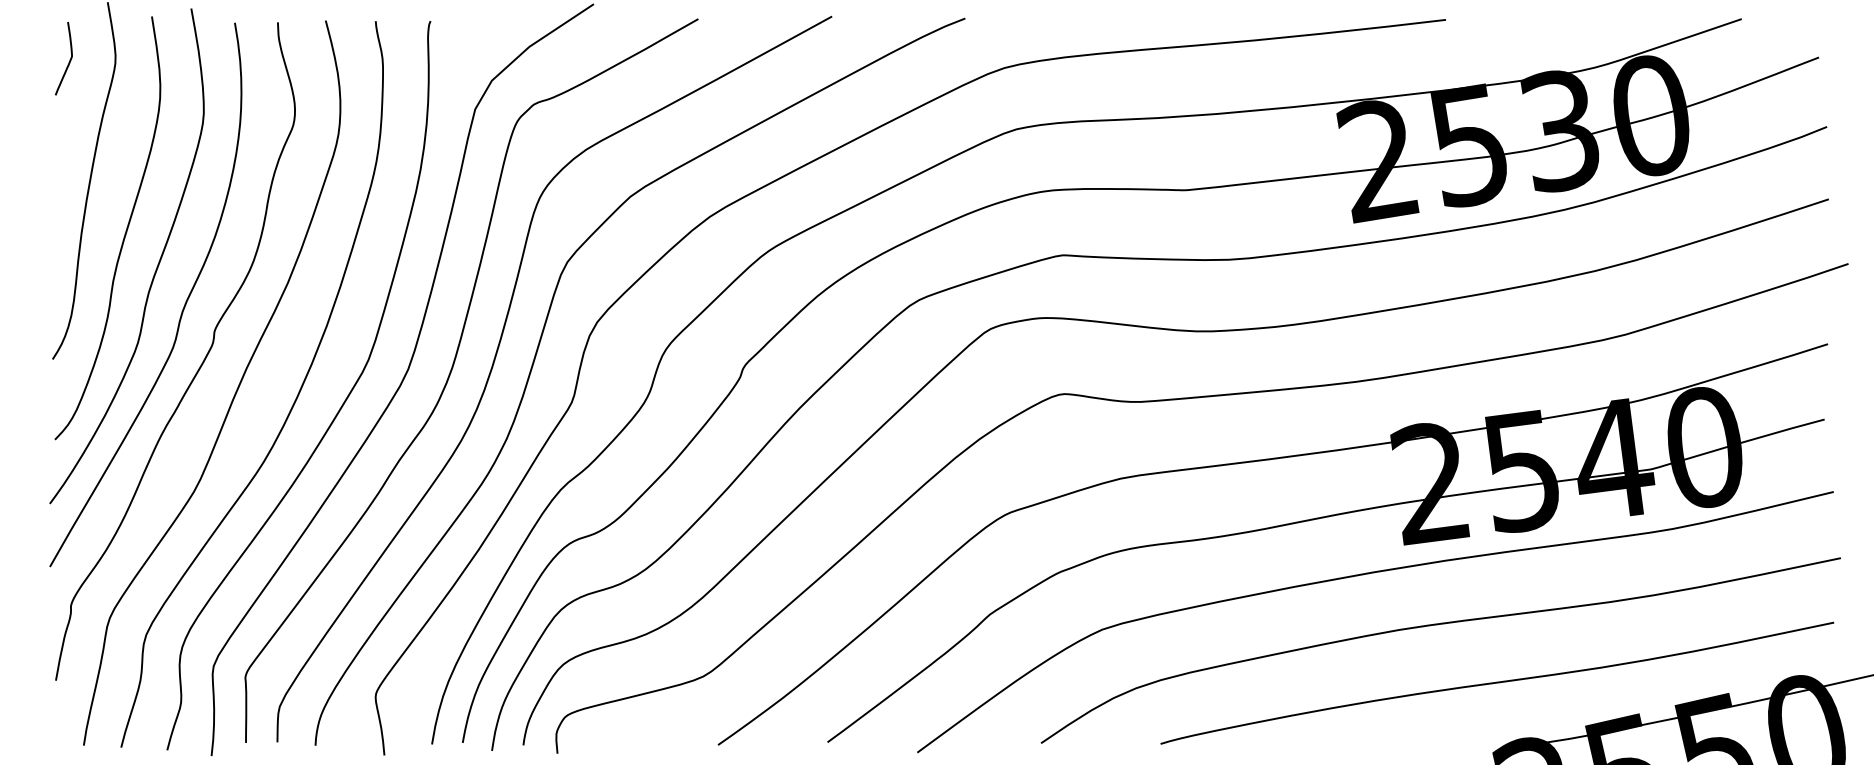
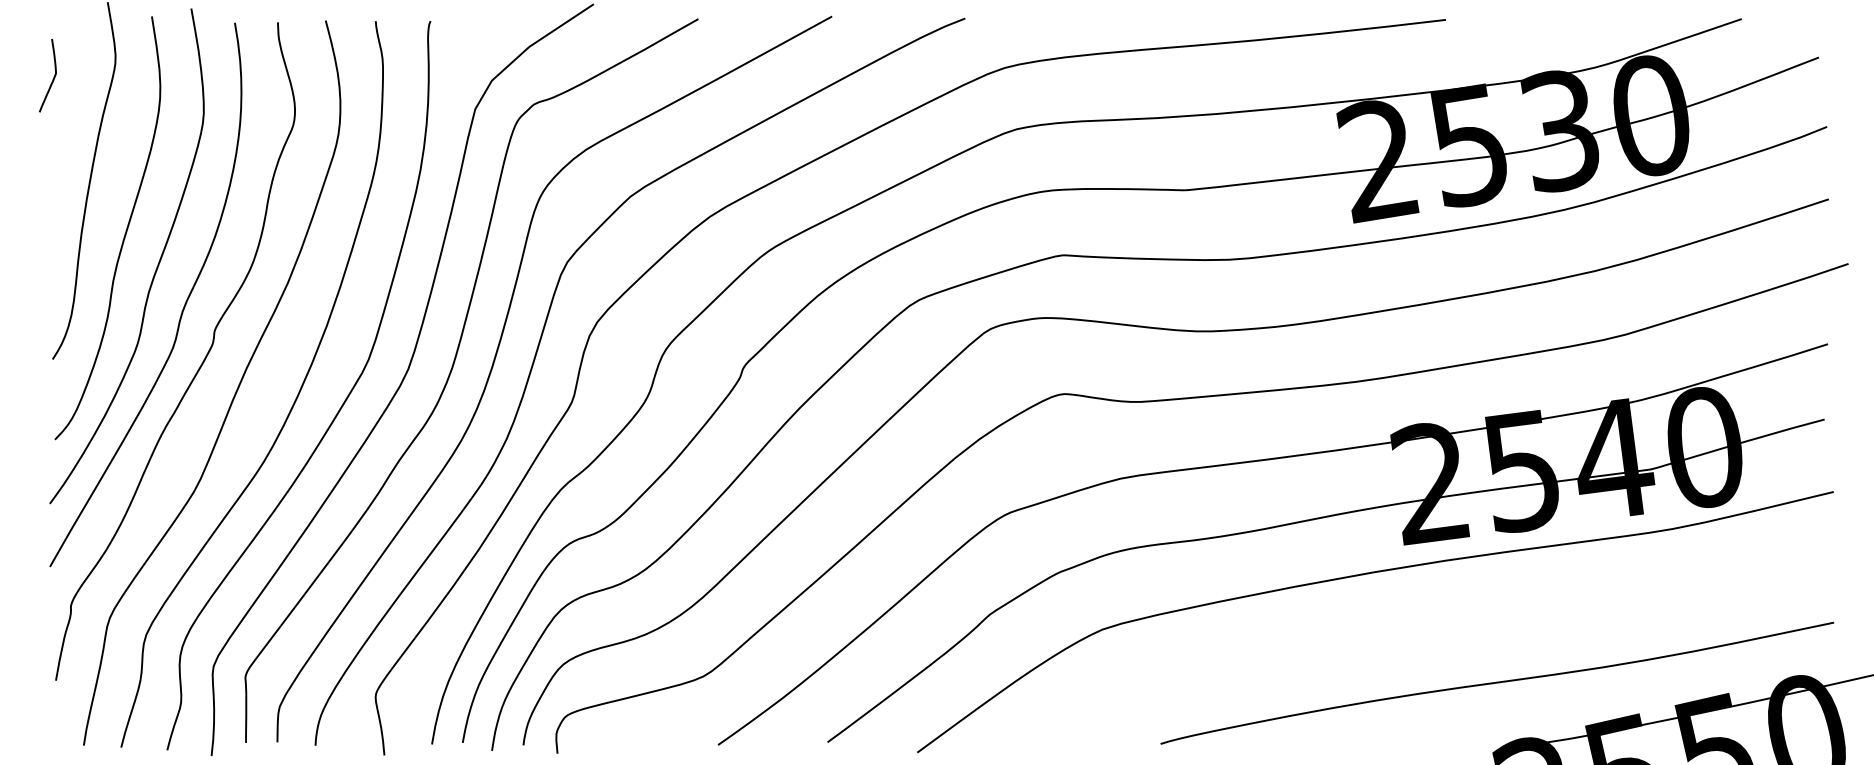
curve position: (69, 59) -> (53, 76) (53, 76)
curve: present -> none (1437, 625)
